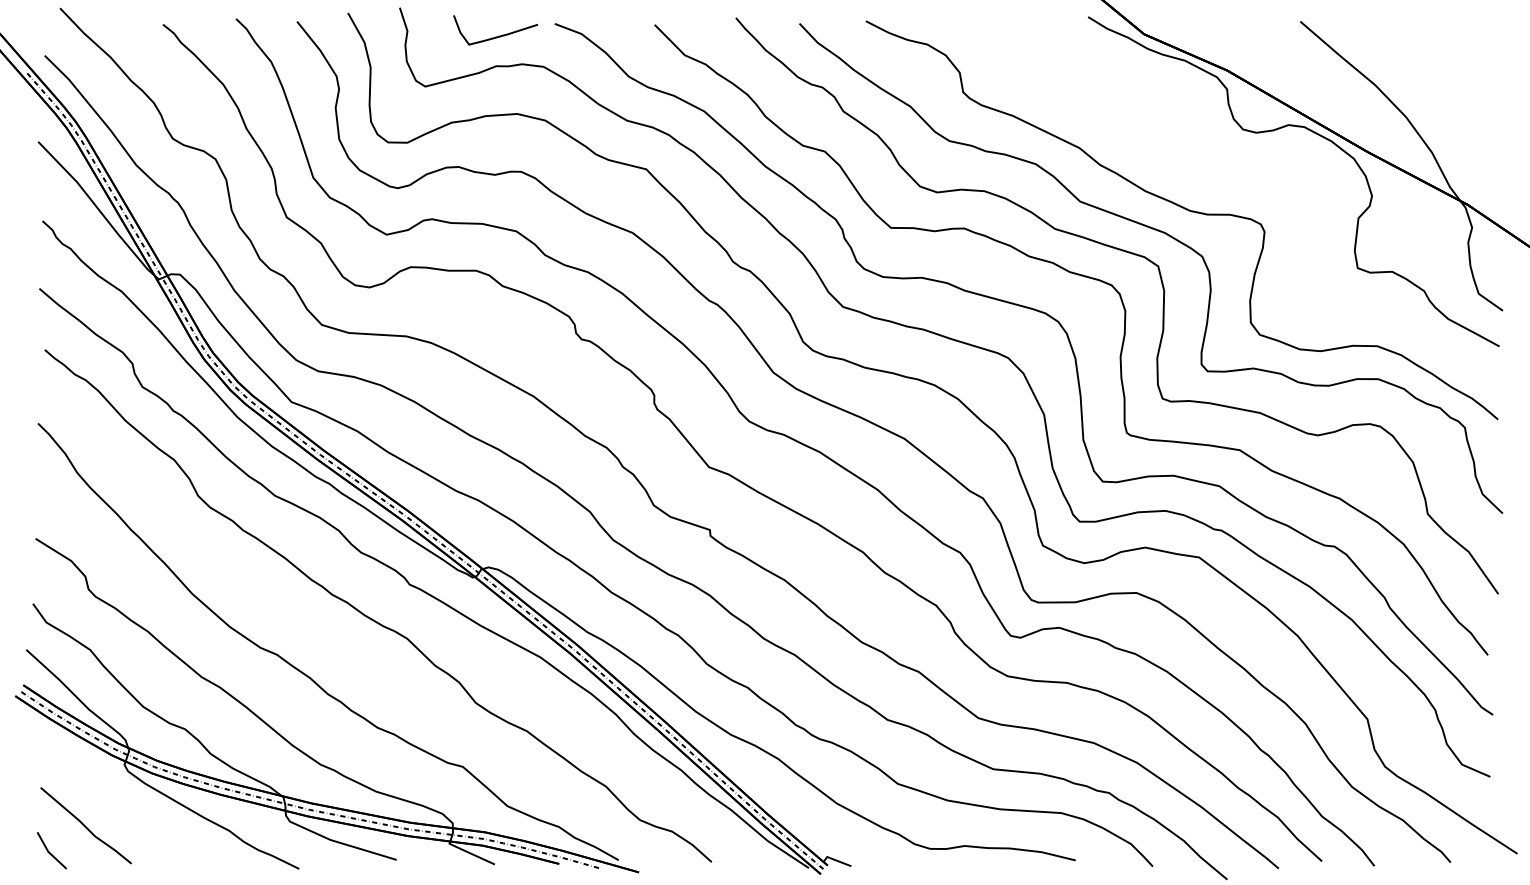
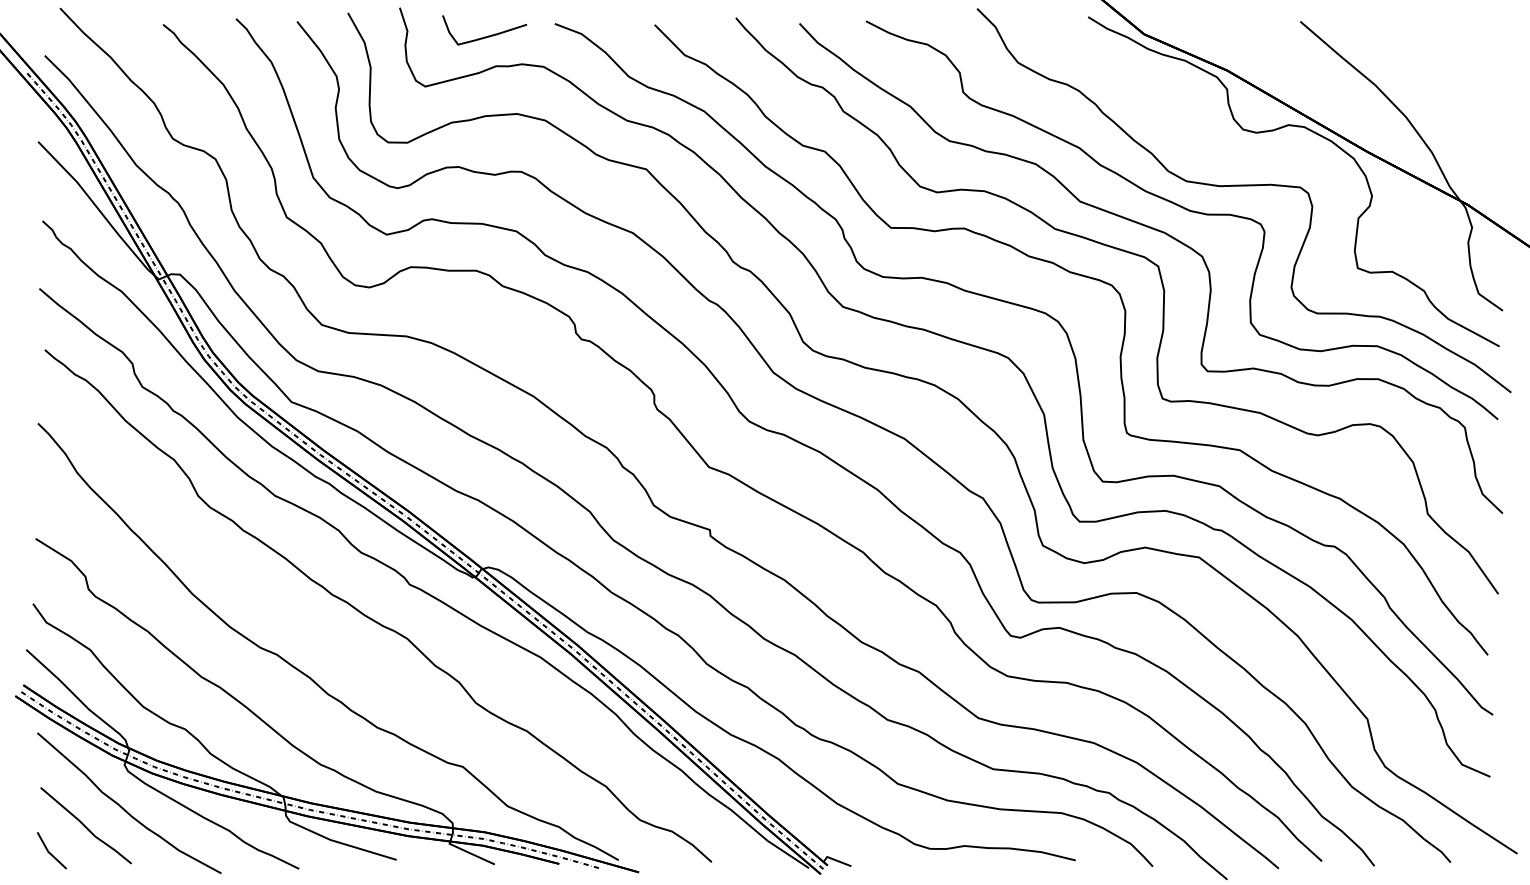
curve position: (495, 36) -> (484, 36) (484, 36)
curve: none -> present (1243, 186)
curve: none -> present (123, 807)
